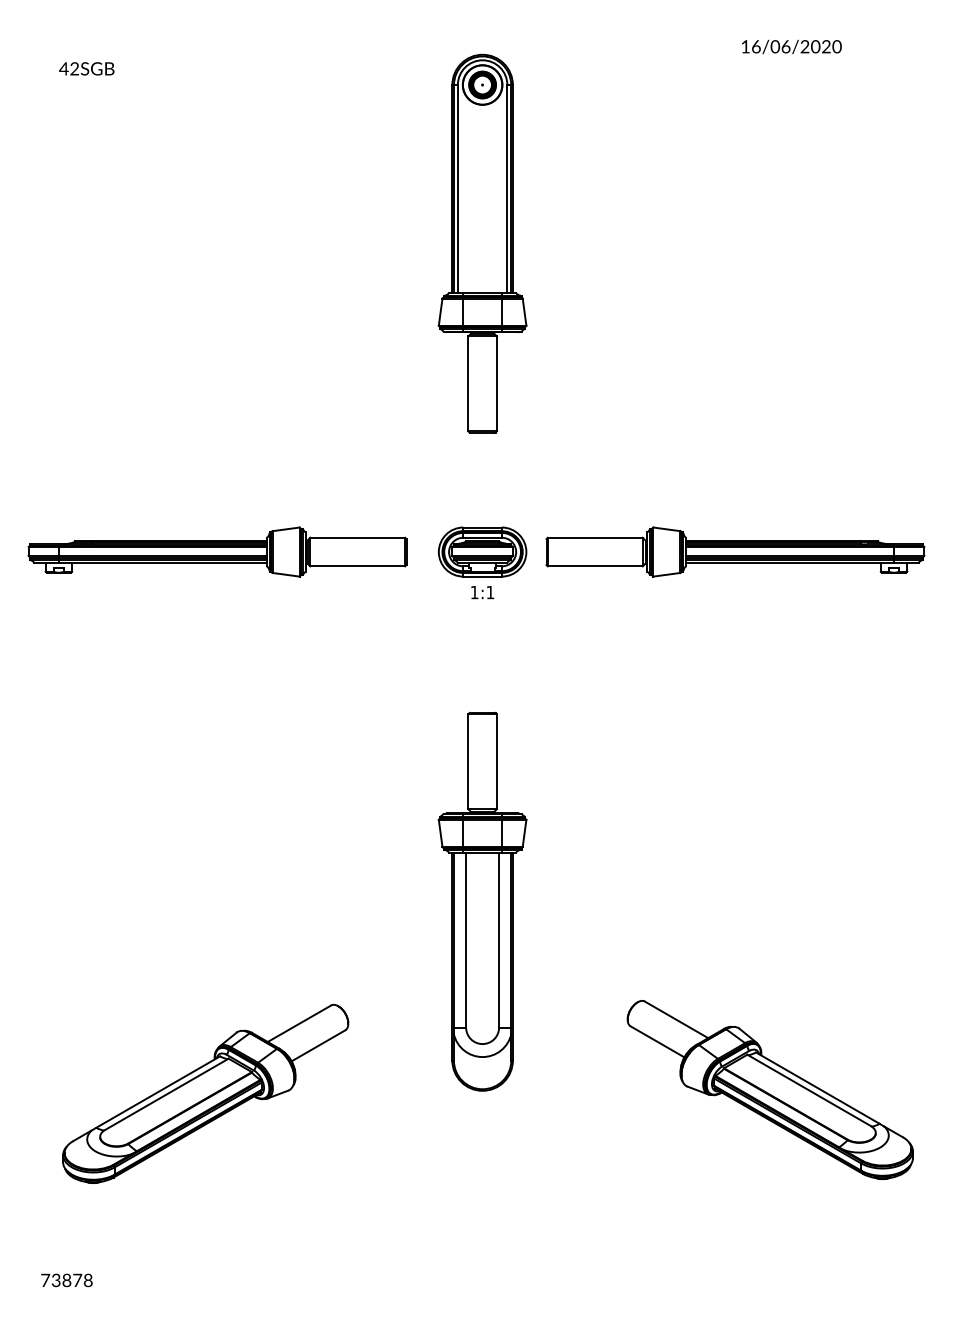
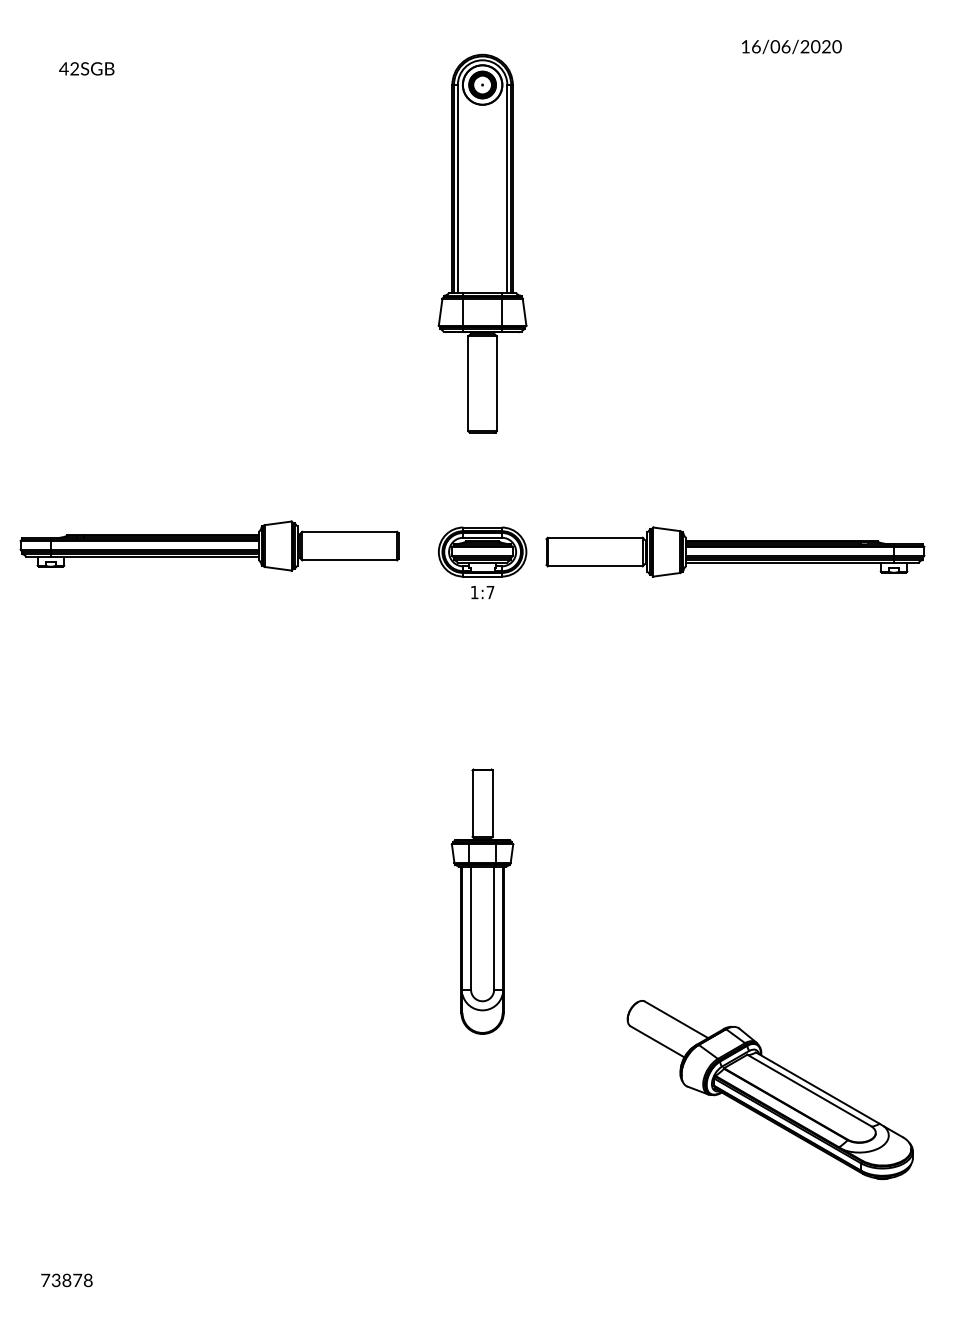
part position: (217, 551) -> (209, 545) (209, 545)
text: 1:1 -> 1:7 (490, 592)
part size: 91x381 px -> 65x267 px (482, 901)
part: present -> none (205, 1093)
